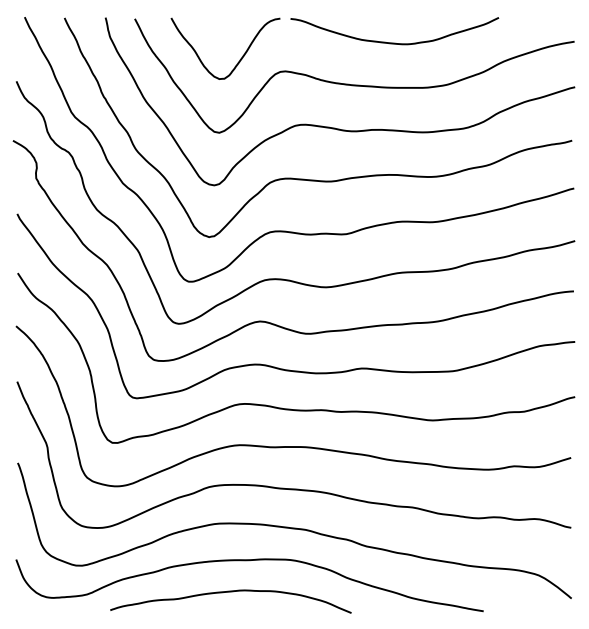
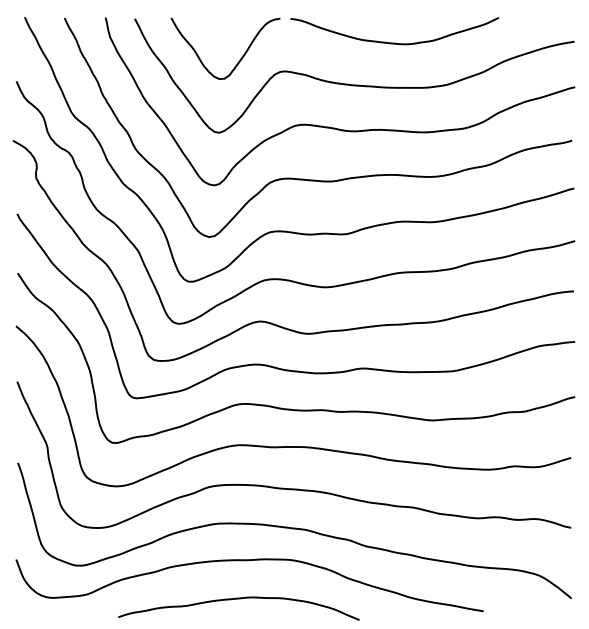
curve position: (230, 592) -> (238, 599) (238, 599)
